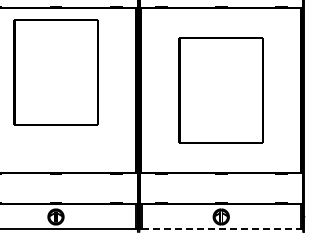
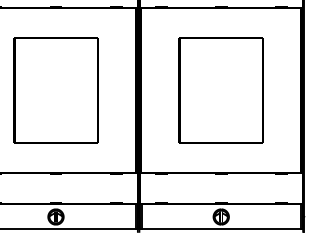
part position: (55, 72) -> (55, 90) (55, 90)
line: dashed -> solid (221, 229)
